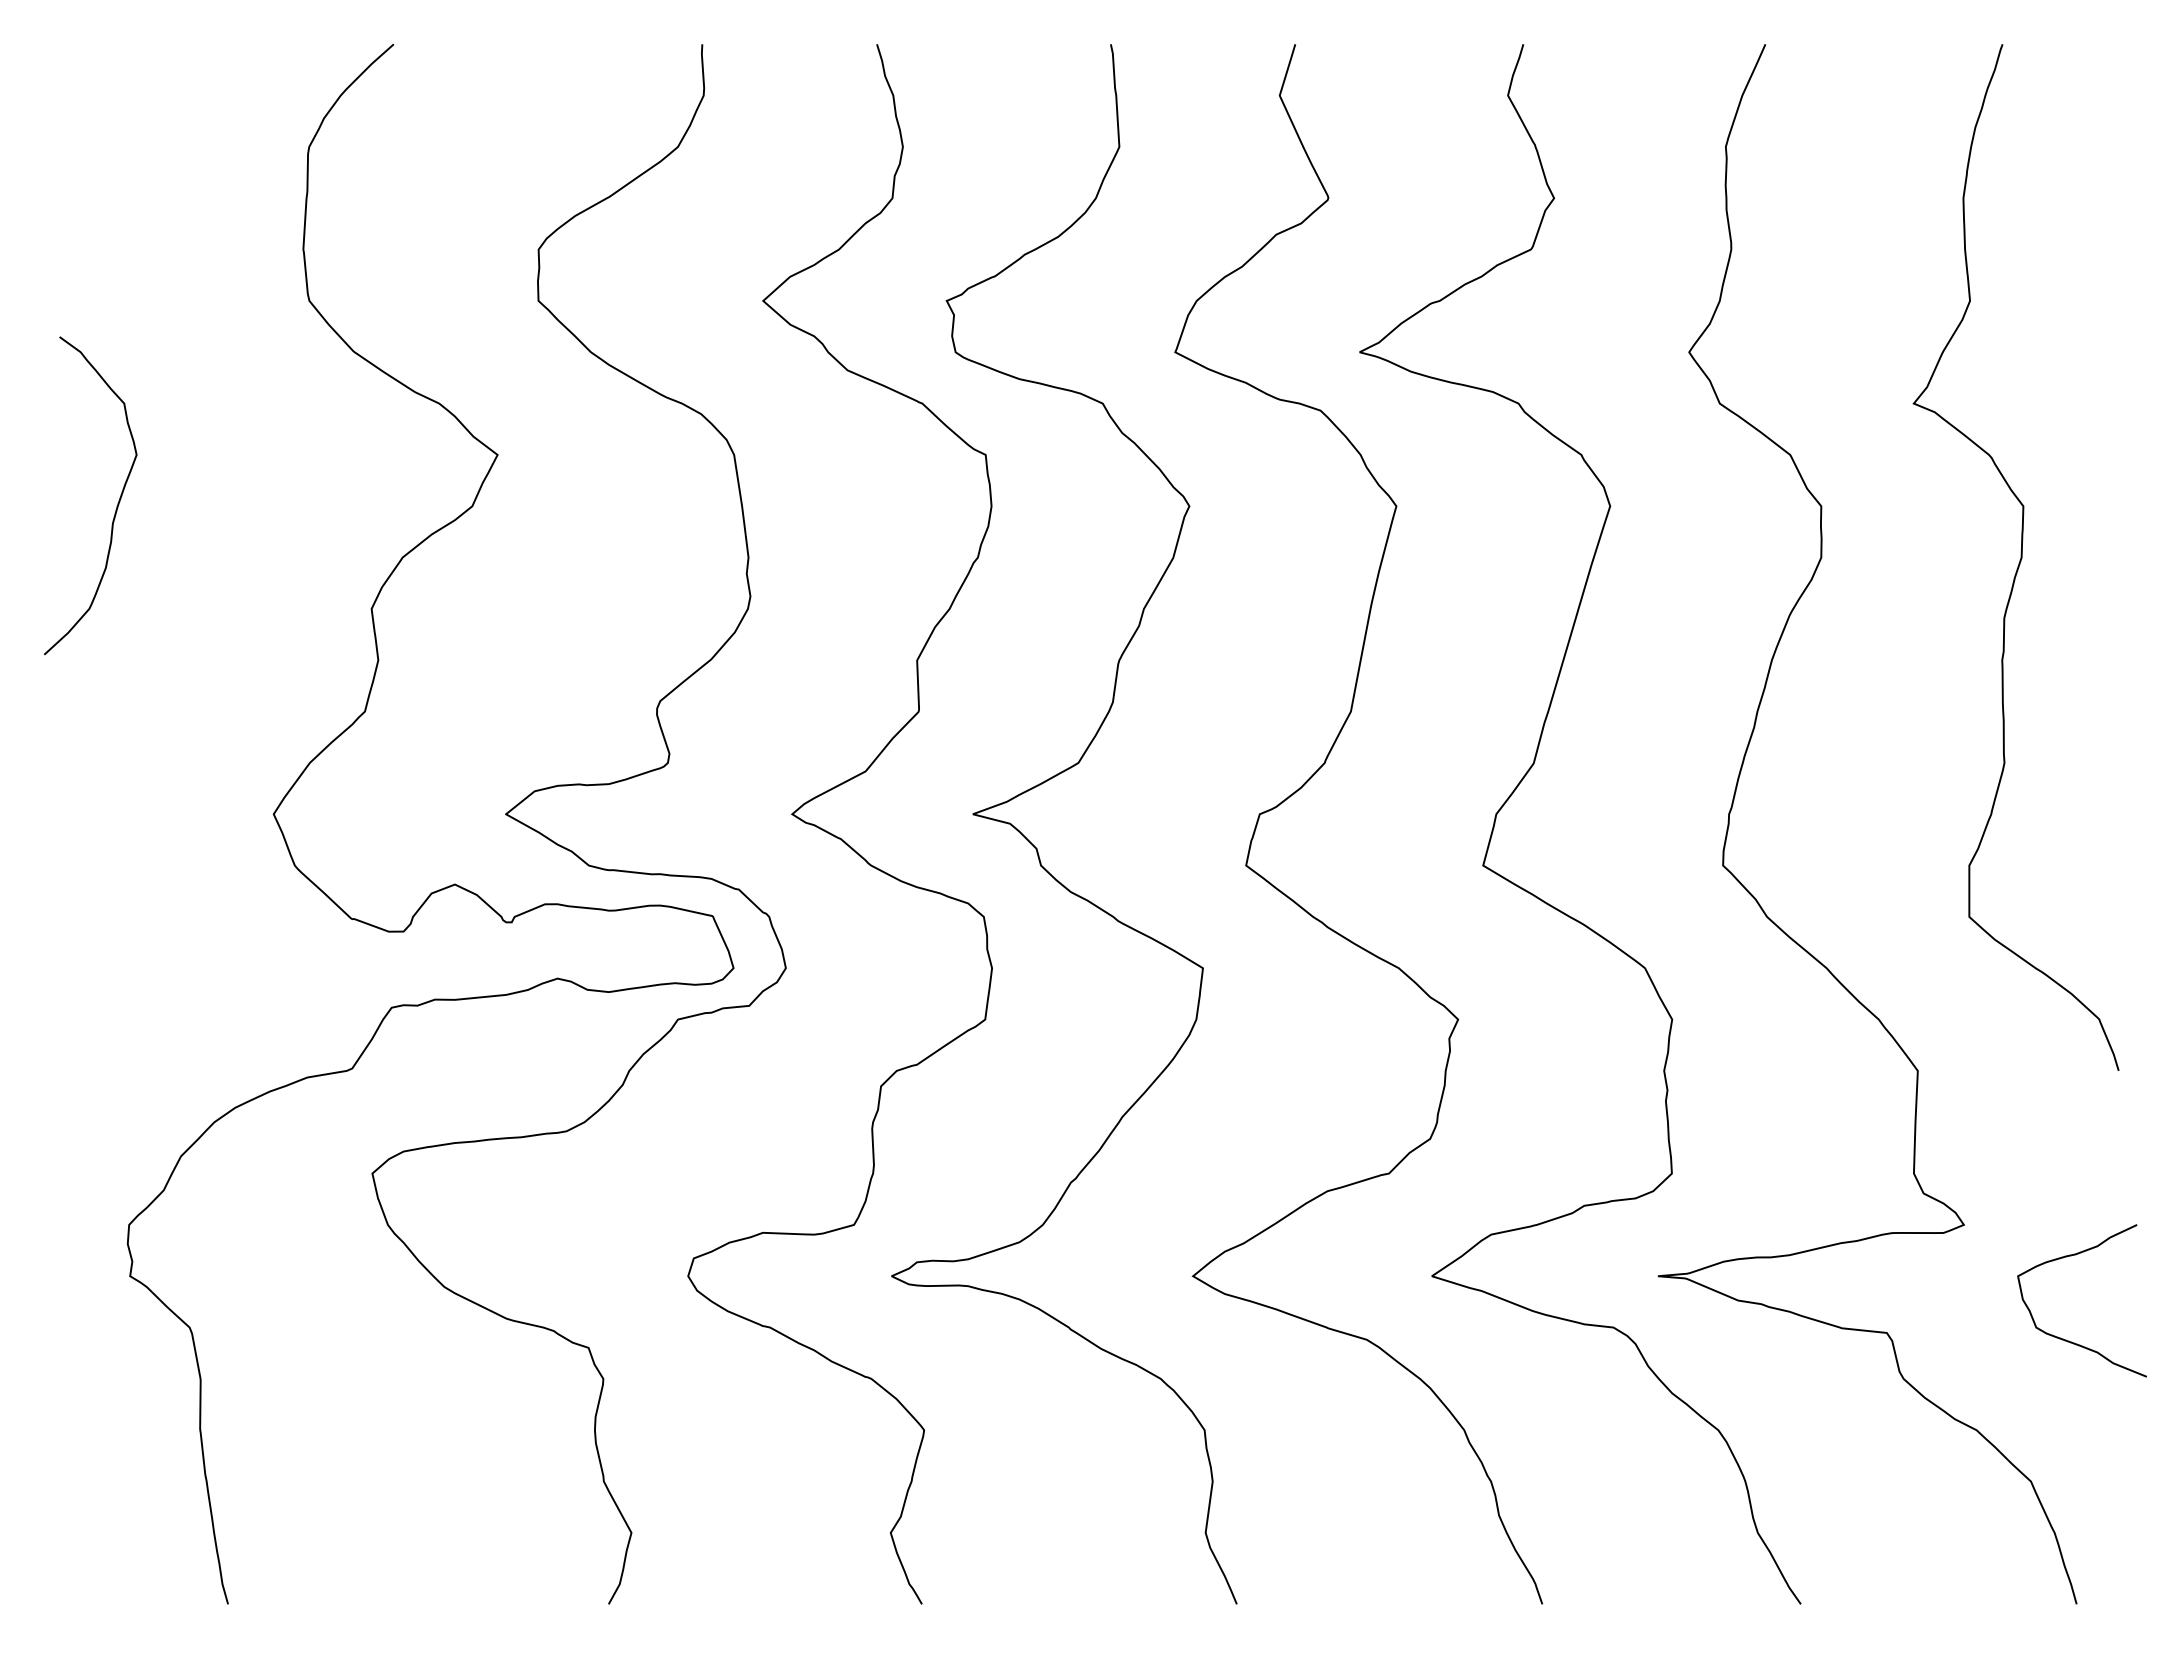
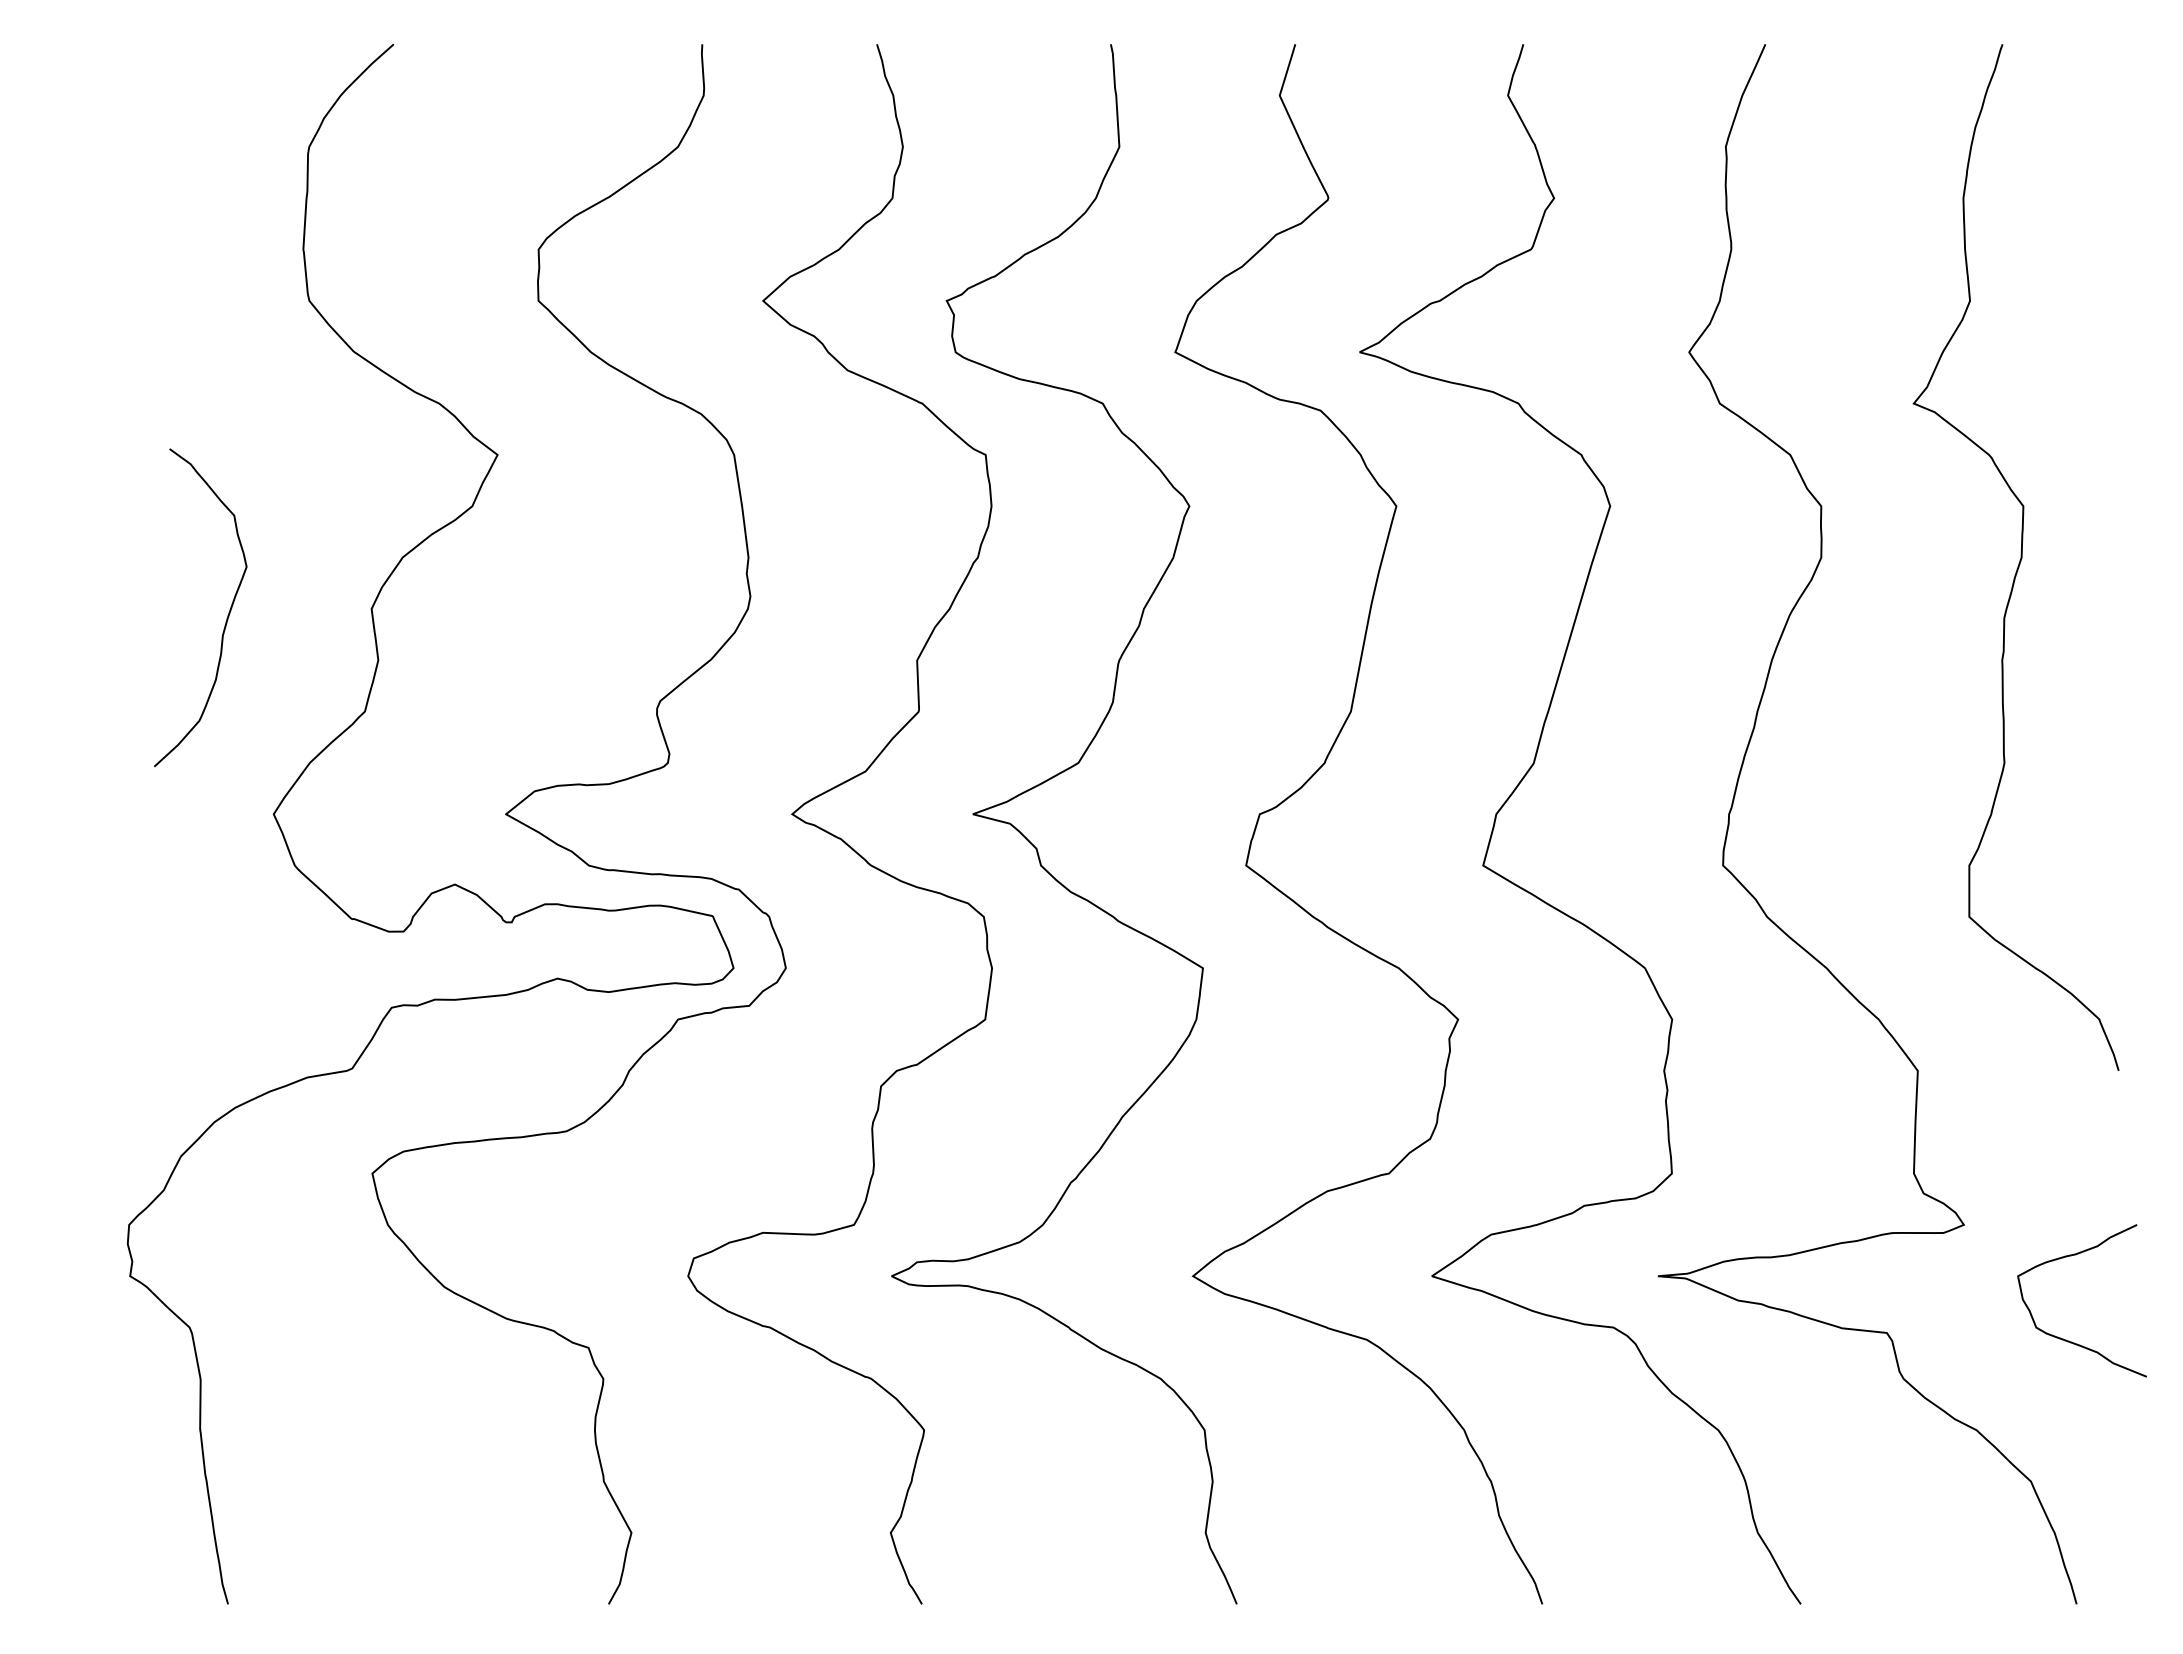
curve position: (117, 503) -> (227, 615) (227, 615)
